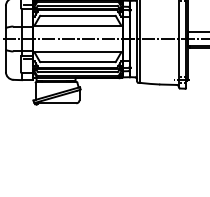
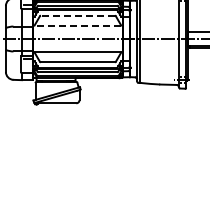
line: solid -> dashed (77, 15)
line: solid -> dashed (77, 25)
